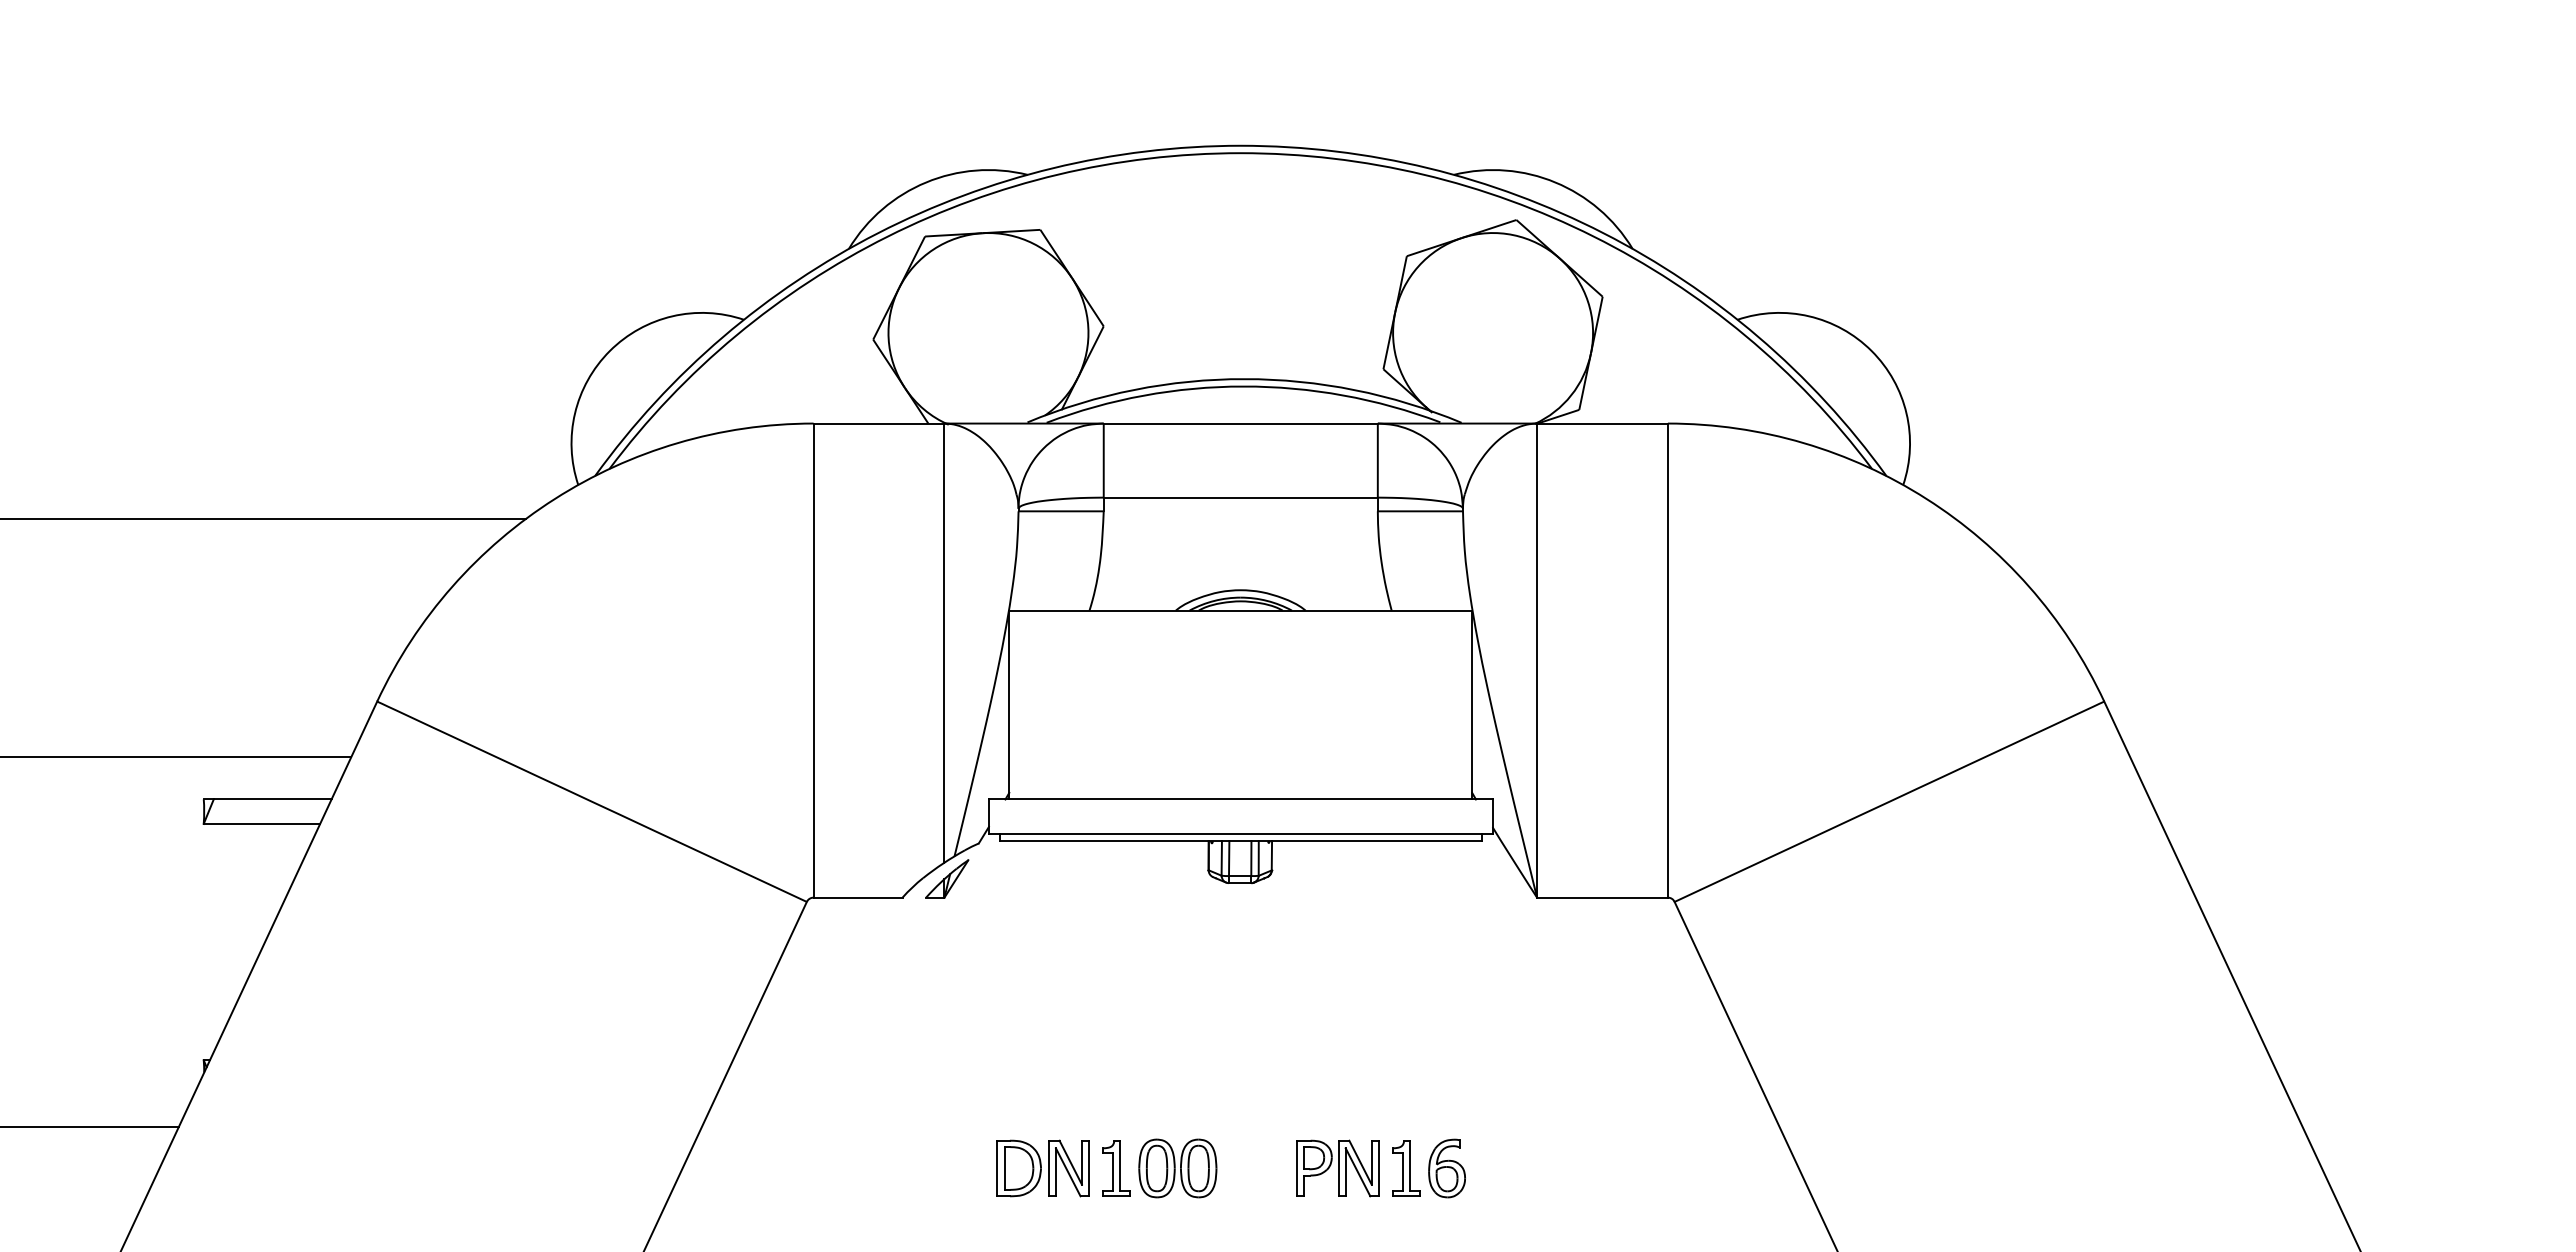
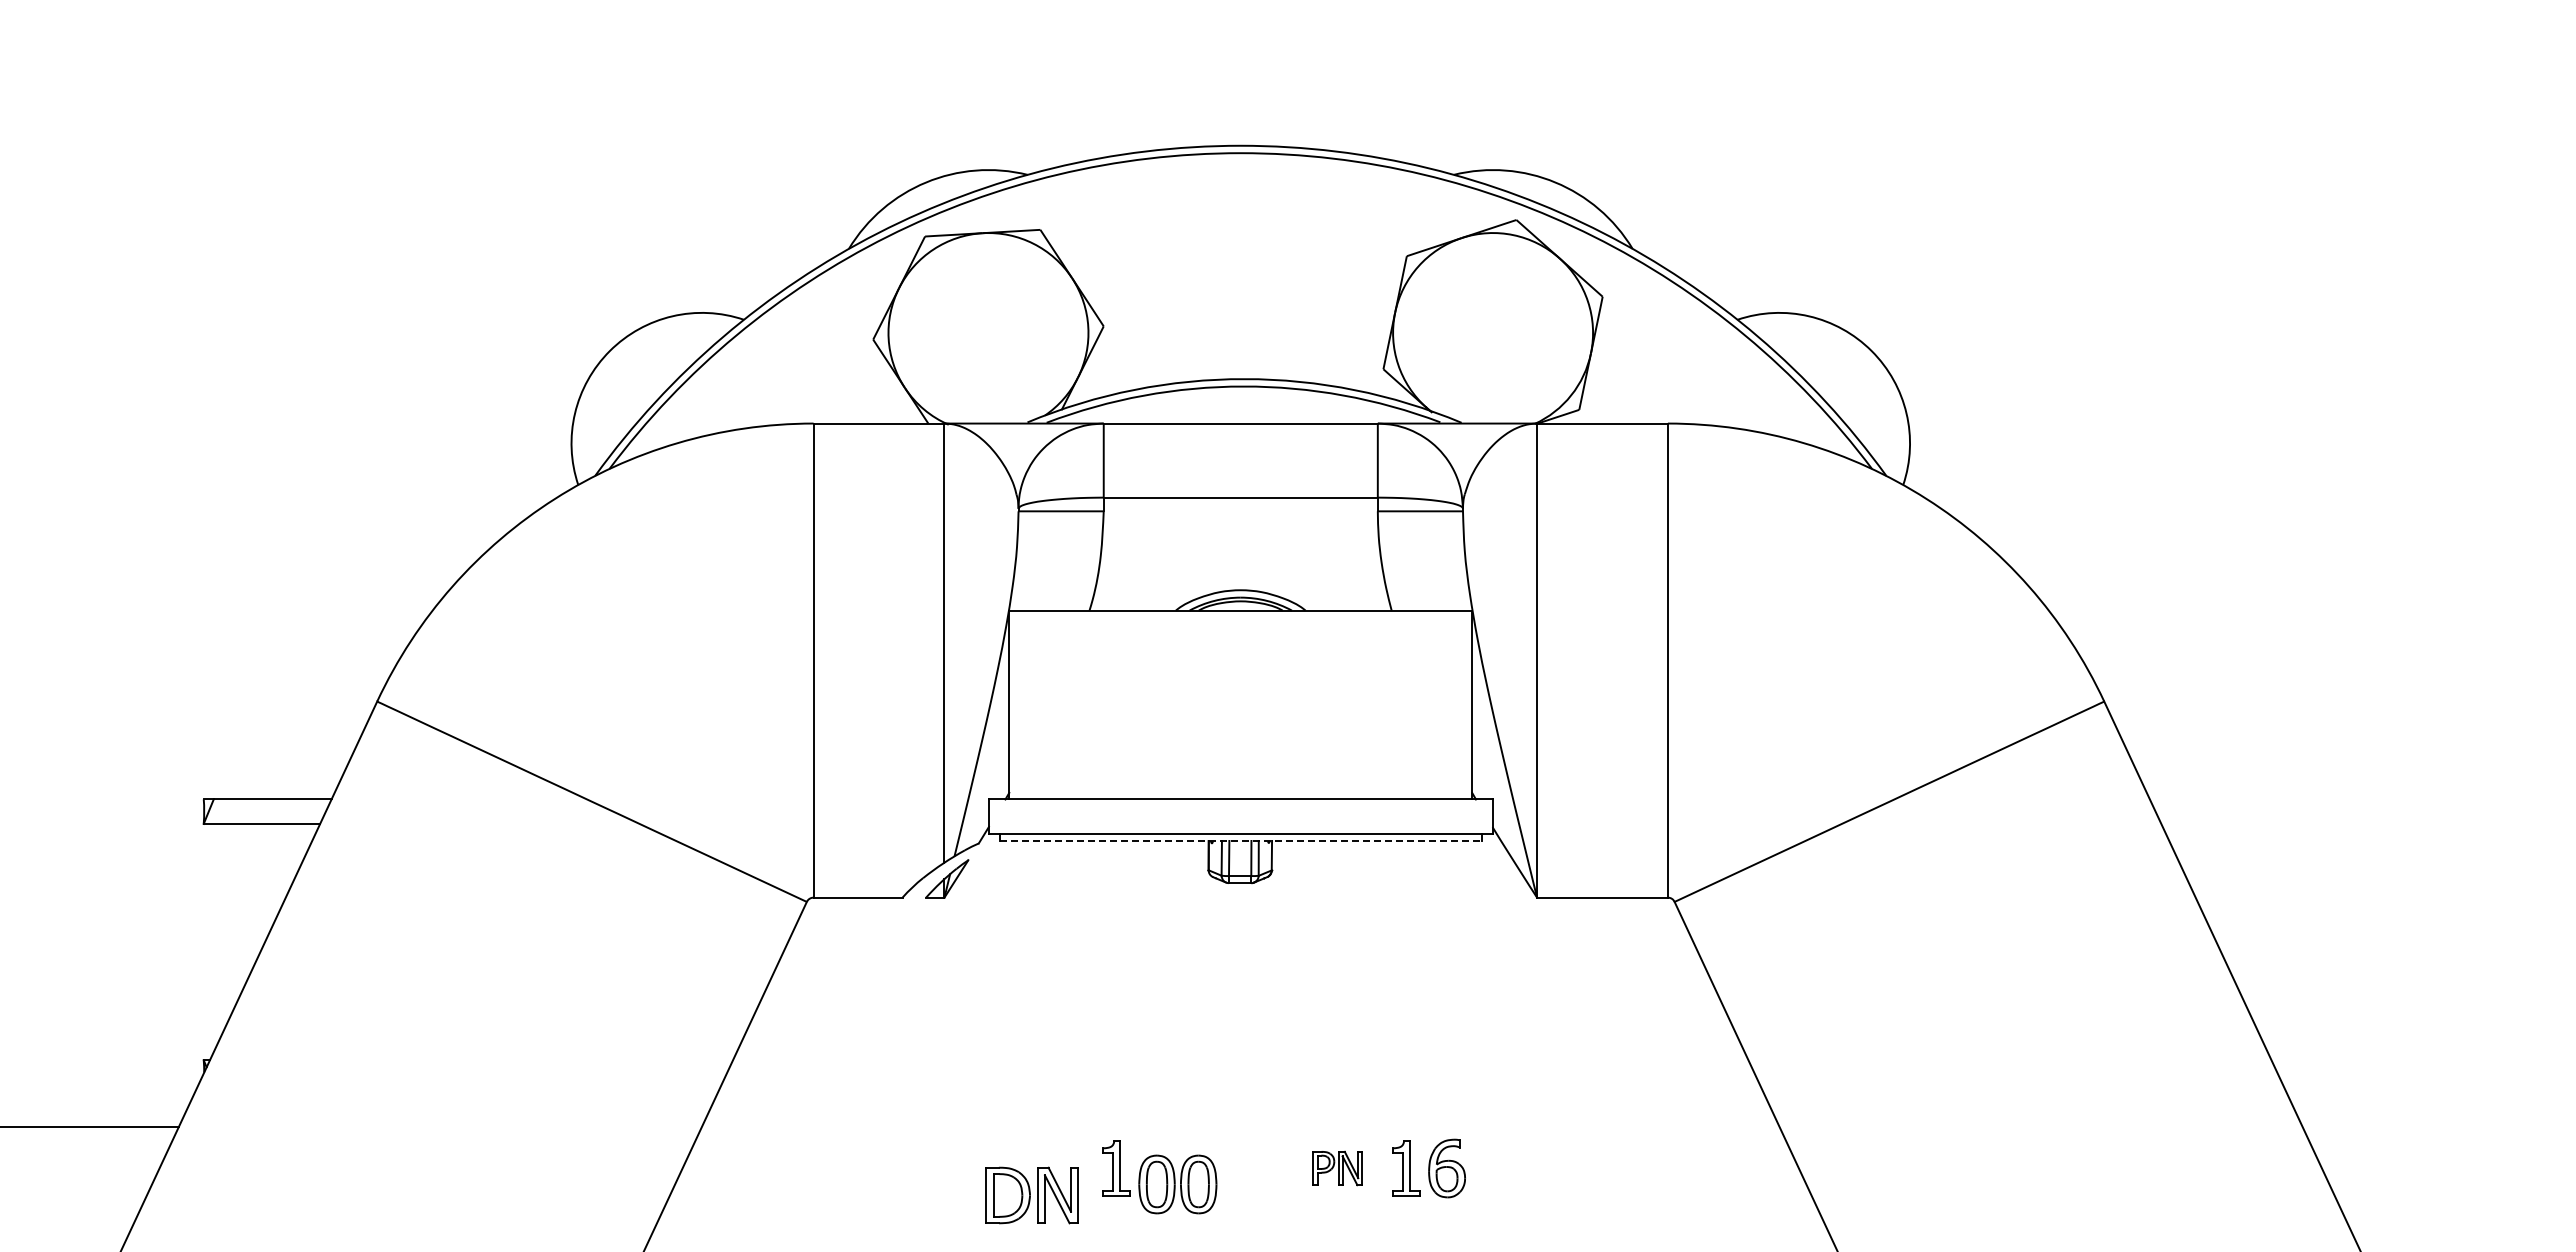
line: present -> none (264, 518)
line: present -> none (176, 756)
line: solid -> dashed (1240, 840)
part position: (1042, 1168) -> (1031, 1195) (1031, 1195)
part position: (1177, 1168) -> (1177, 1184) (1177, 1184)
part size: 84x59 px -> 51x37 px (1337, 1168)
